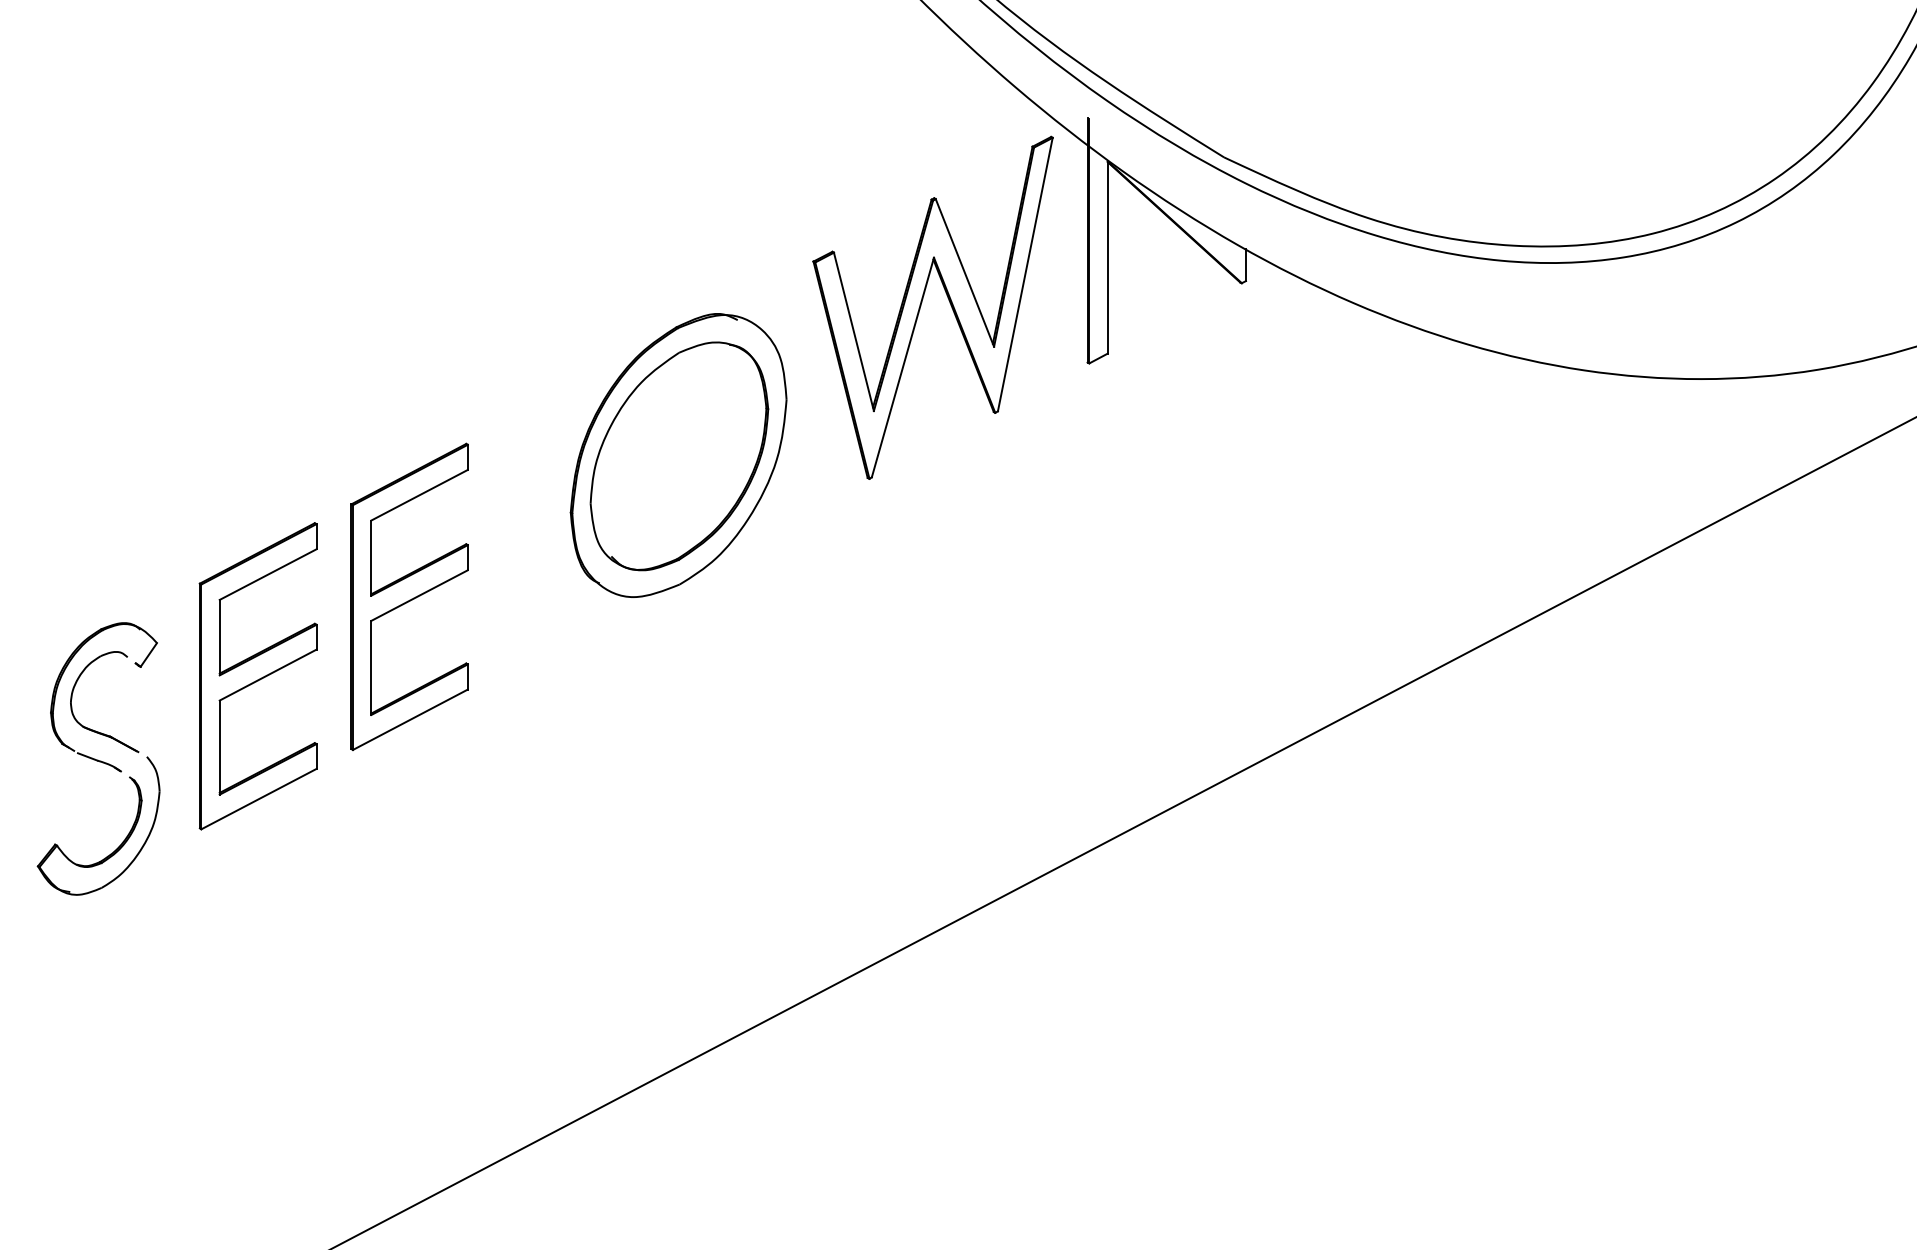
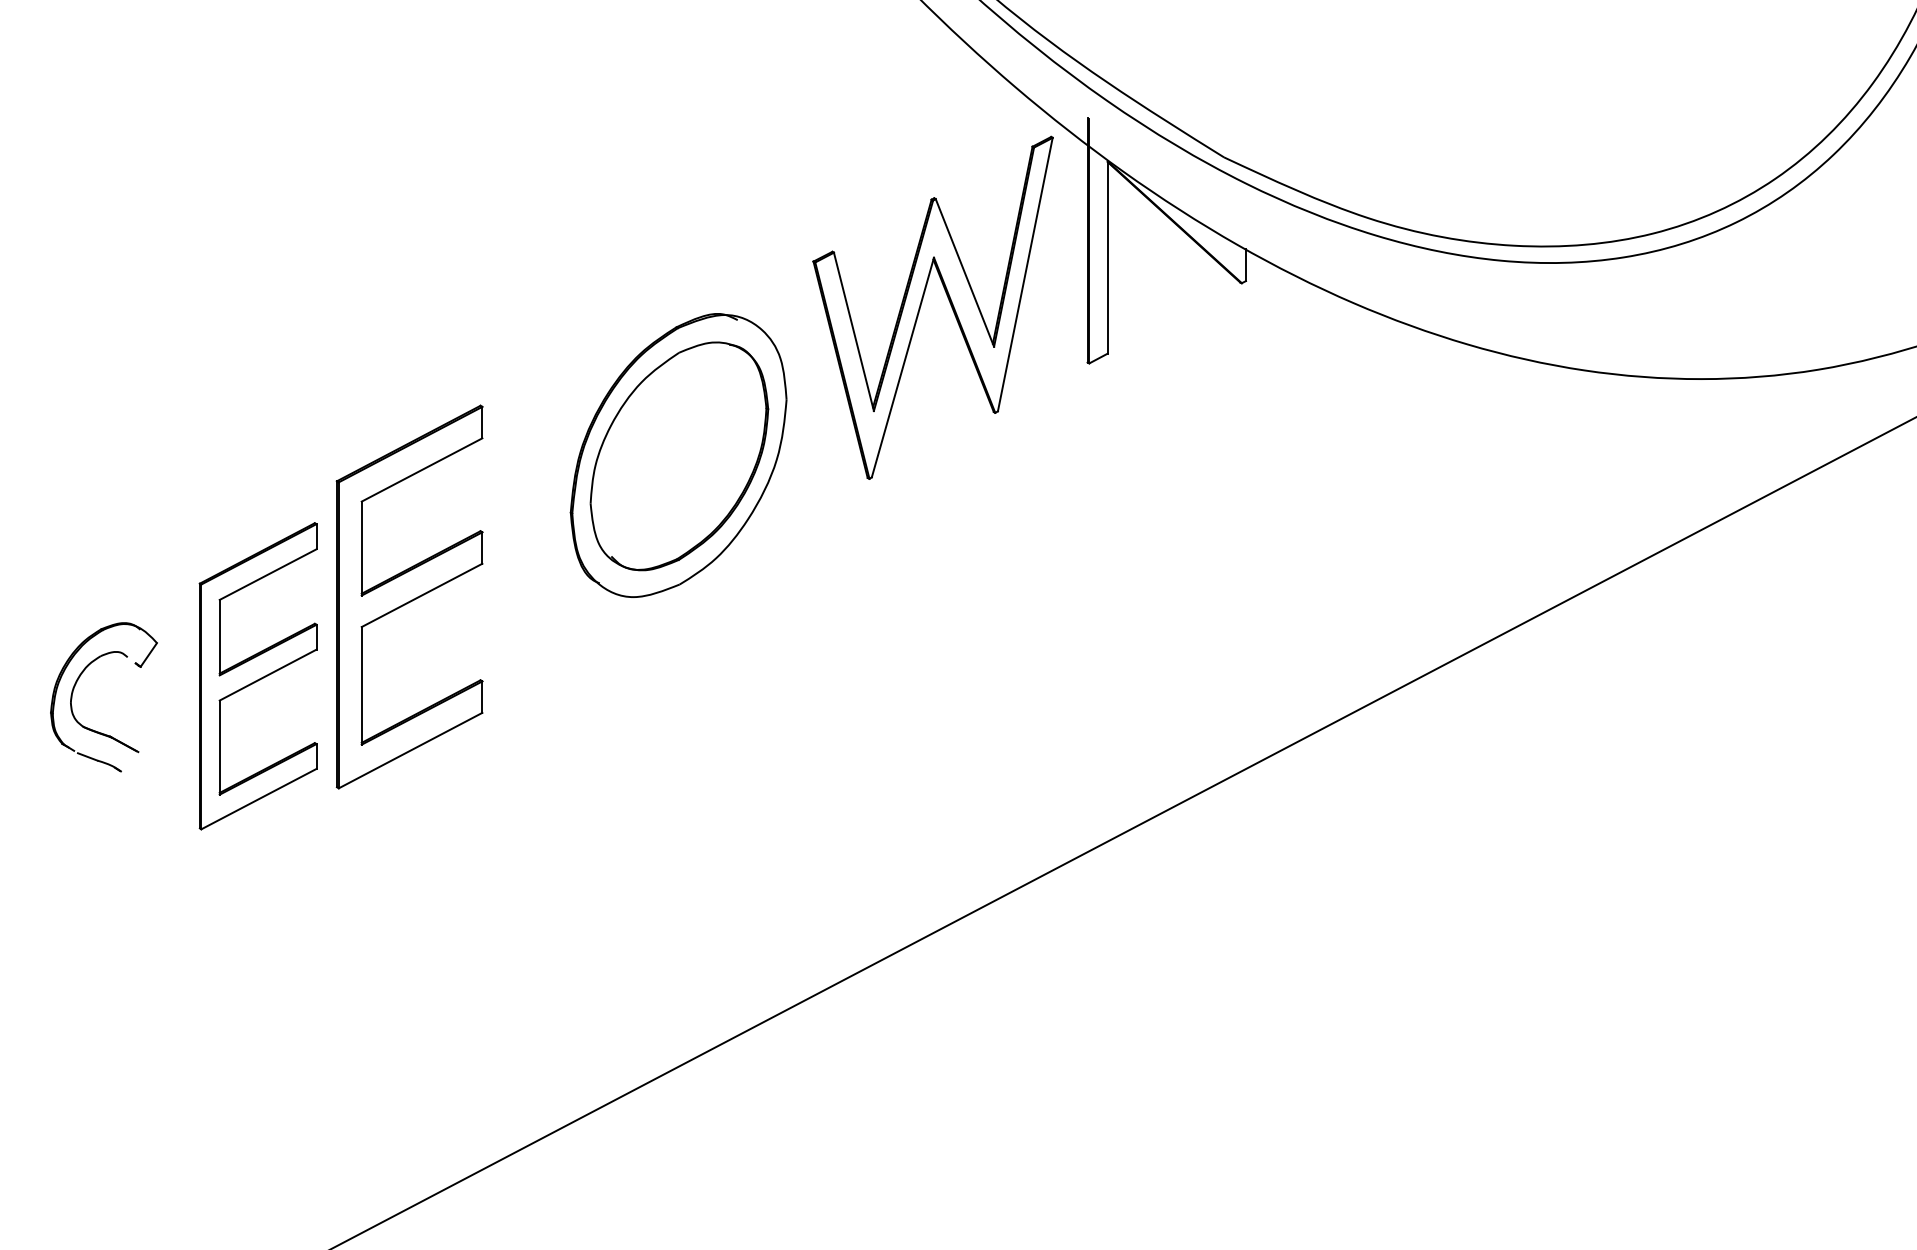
part size: 119x309 px -> 149x386 px (409, 596)
part: present -> none (122, 841)
